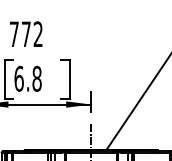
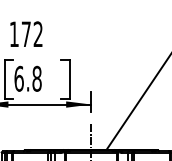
text: 772 -> 172 (14, 33)
